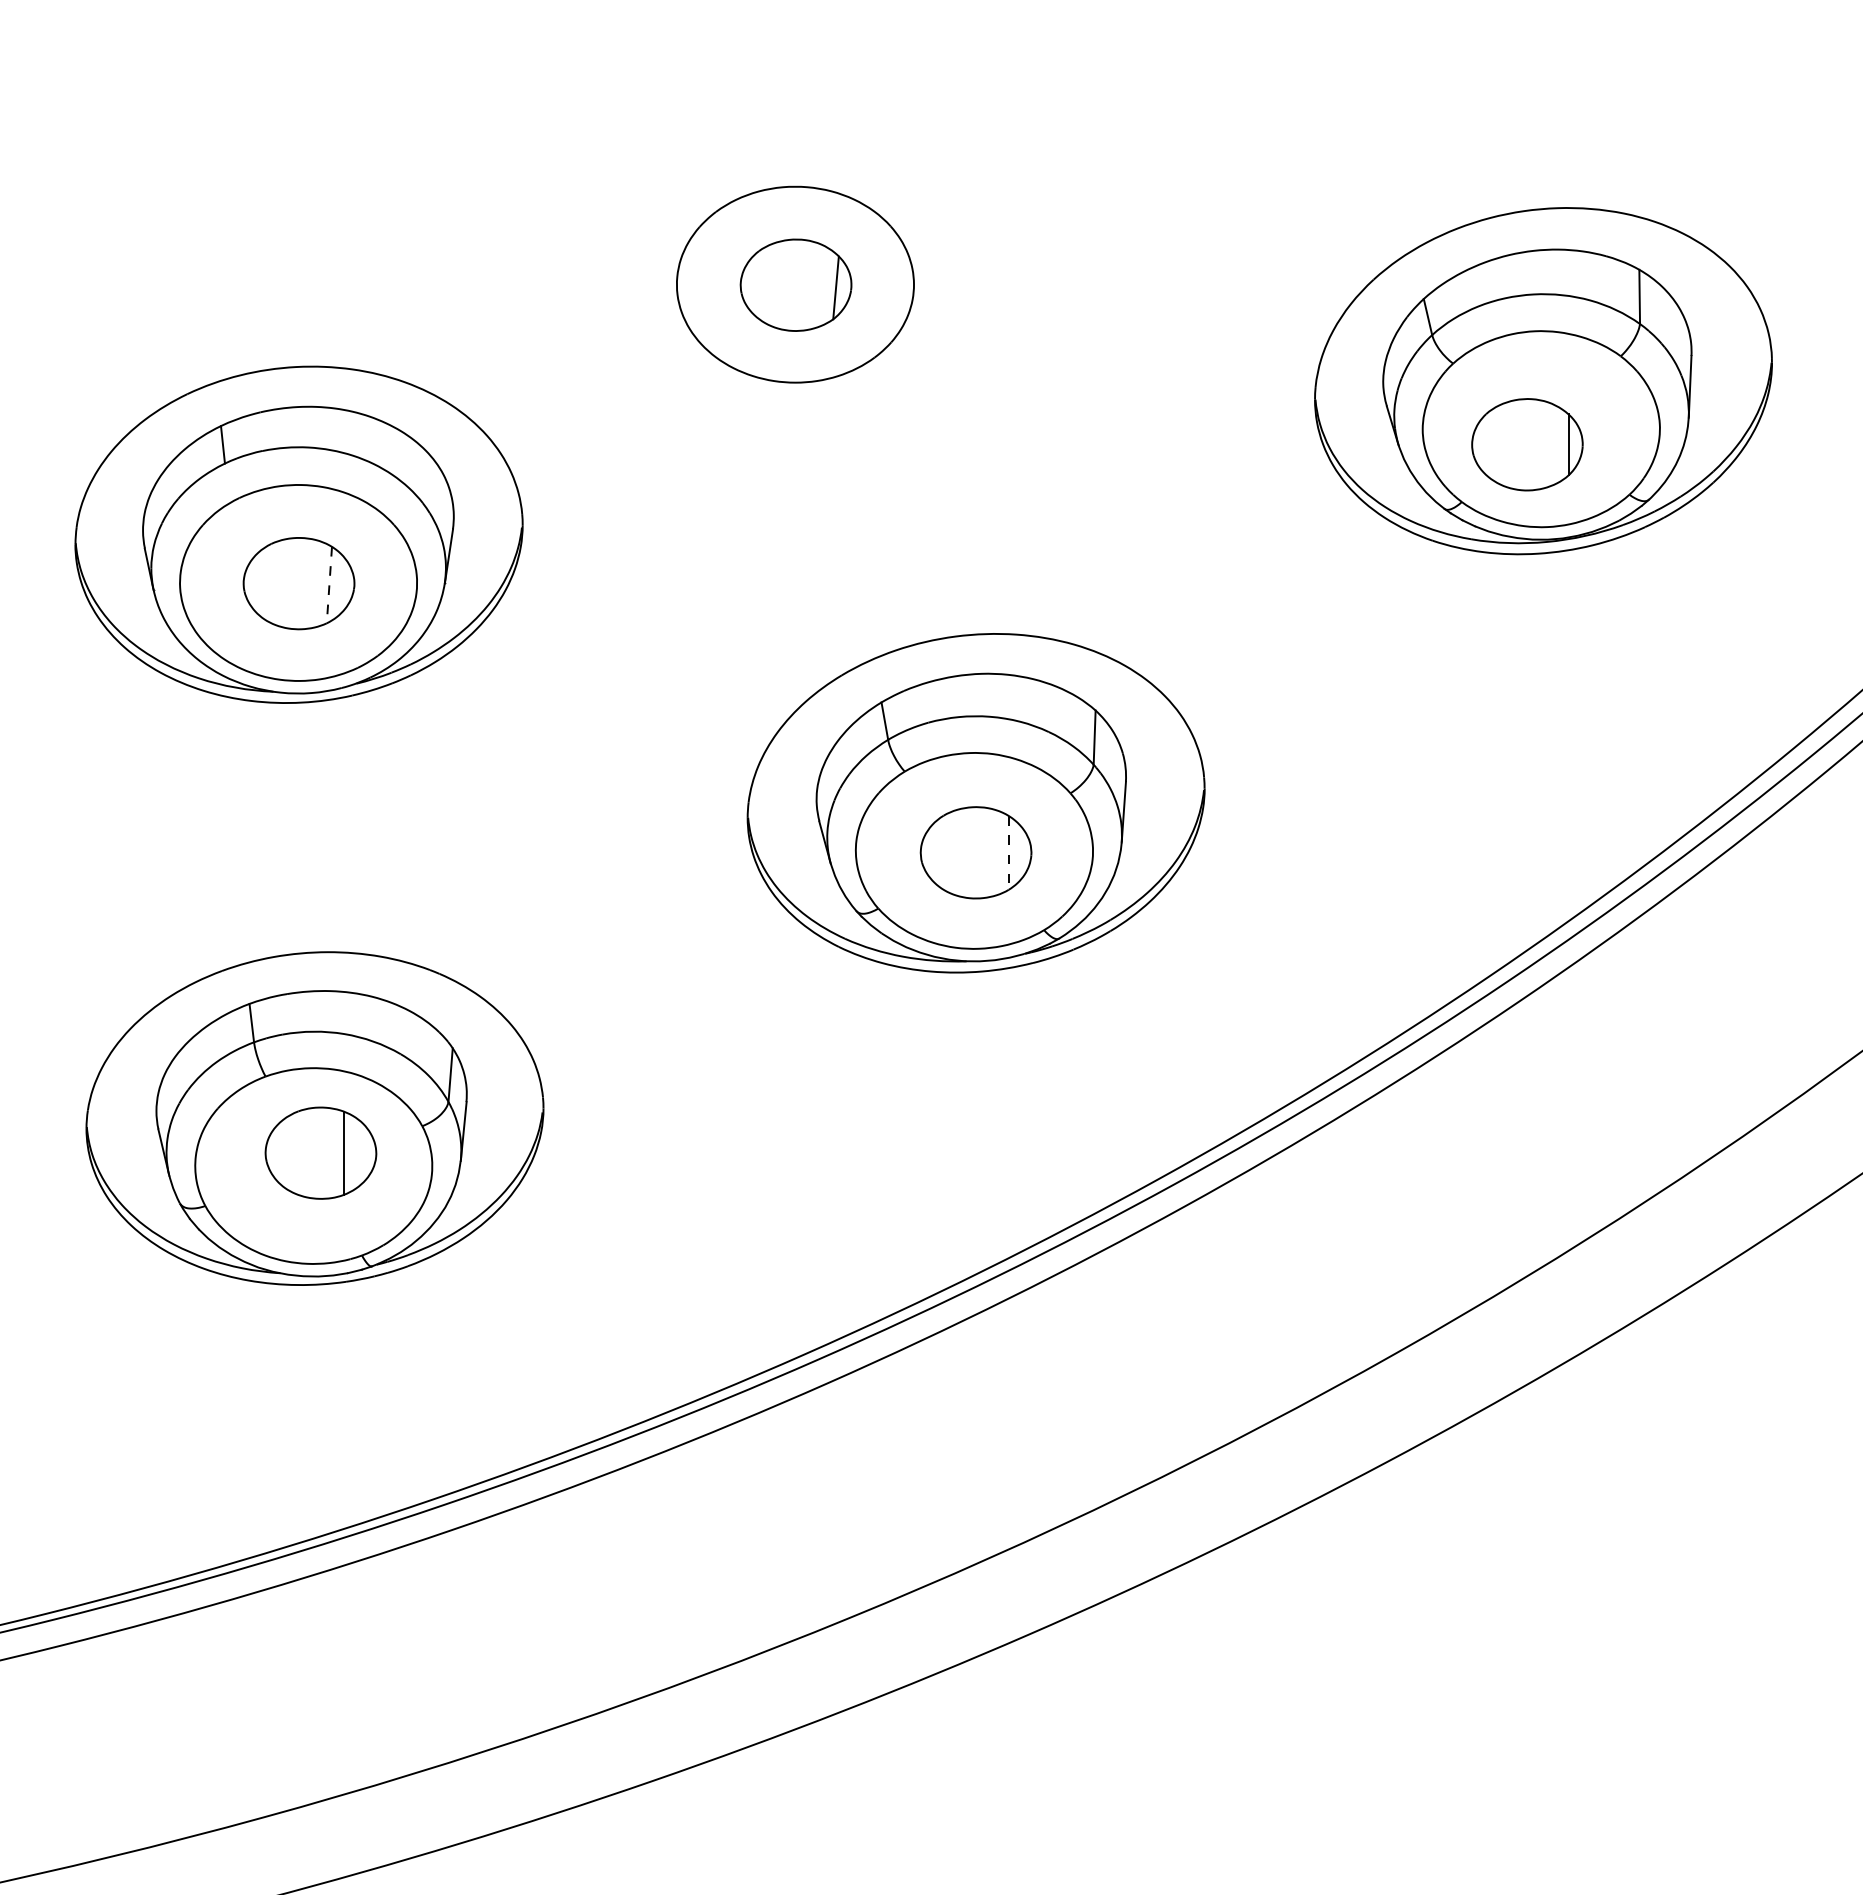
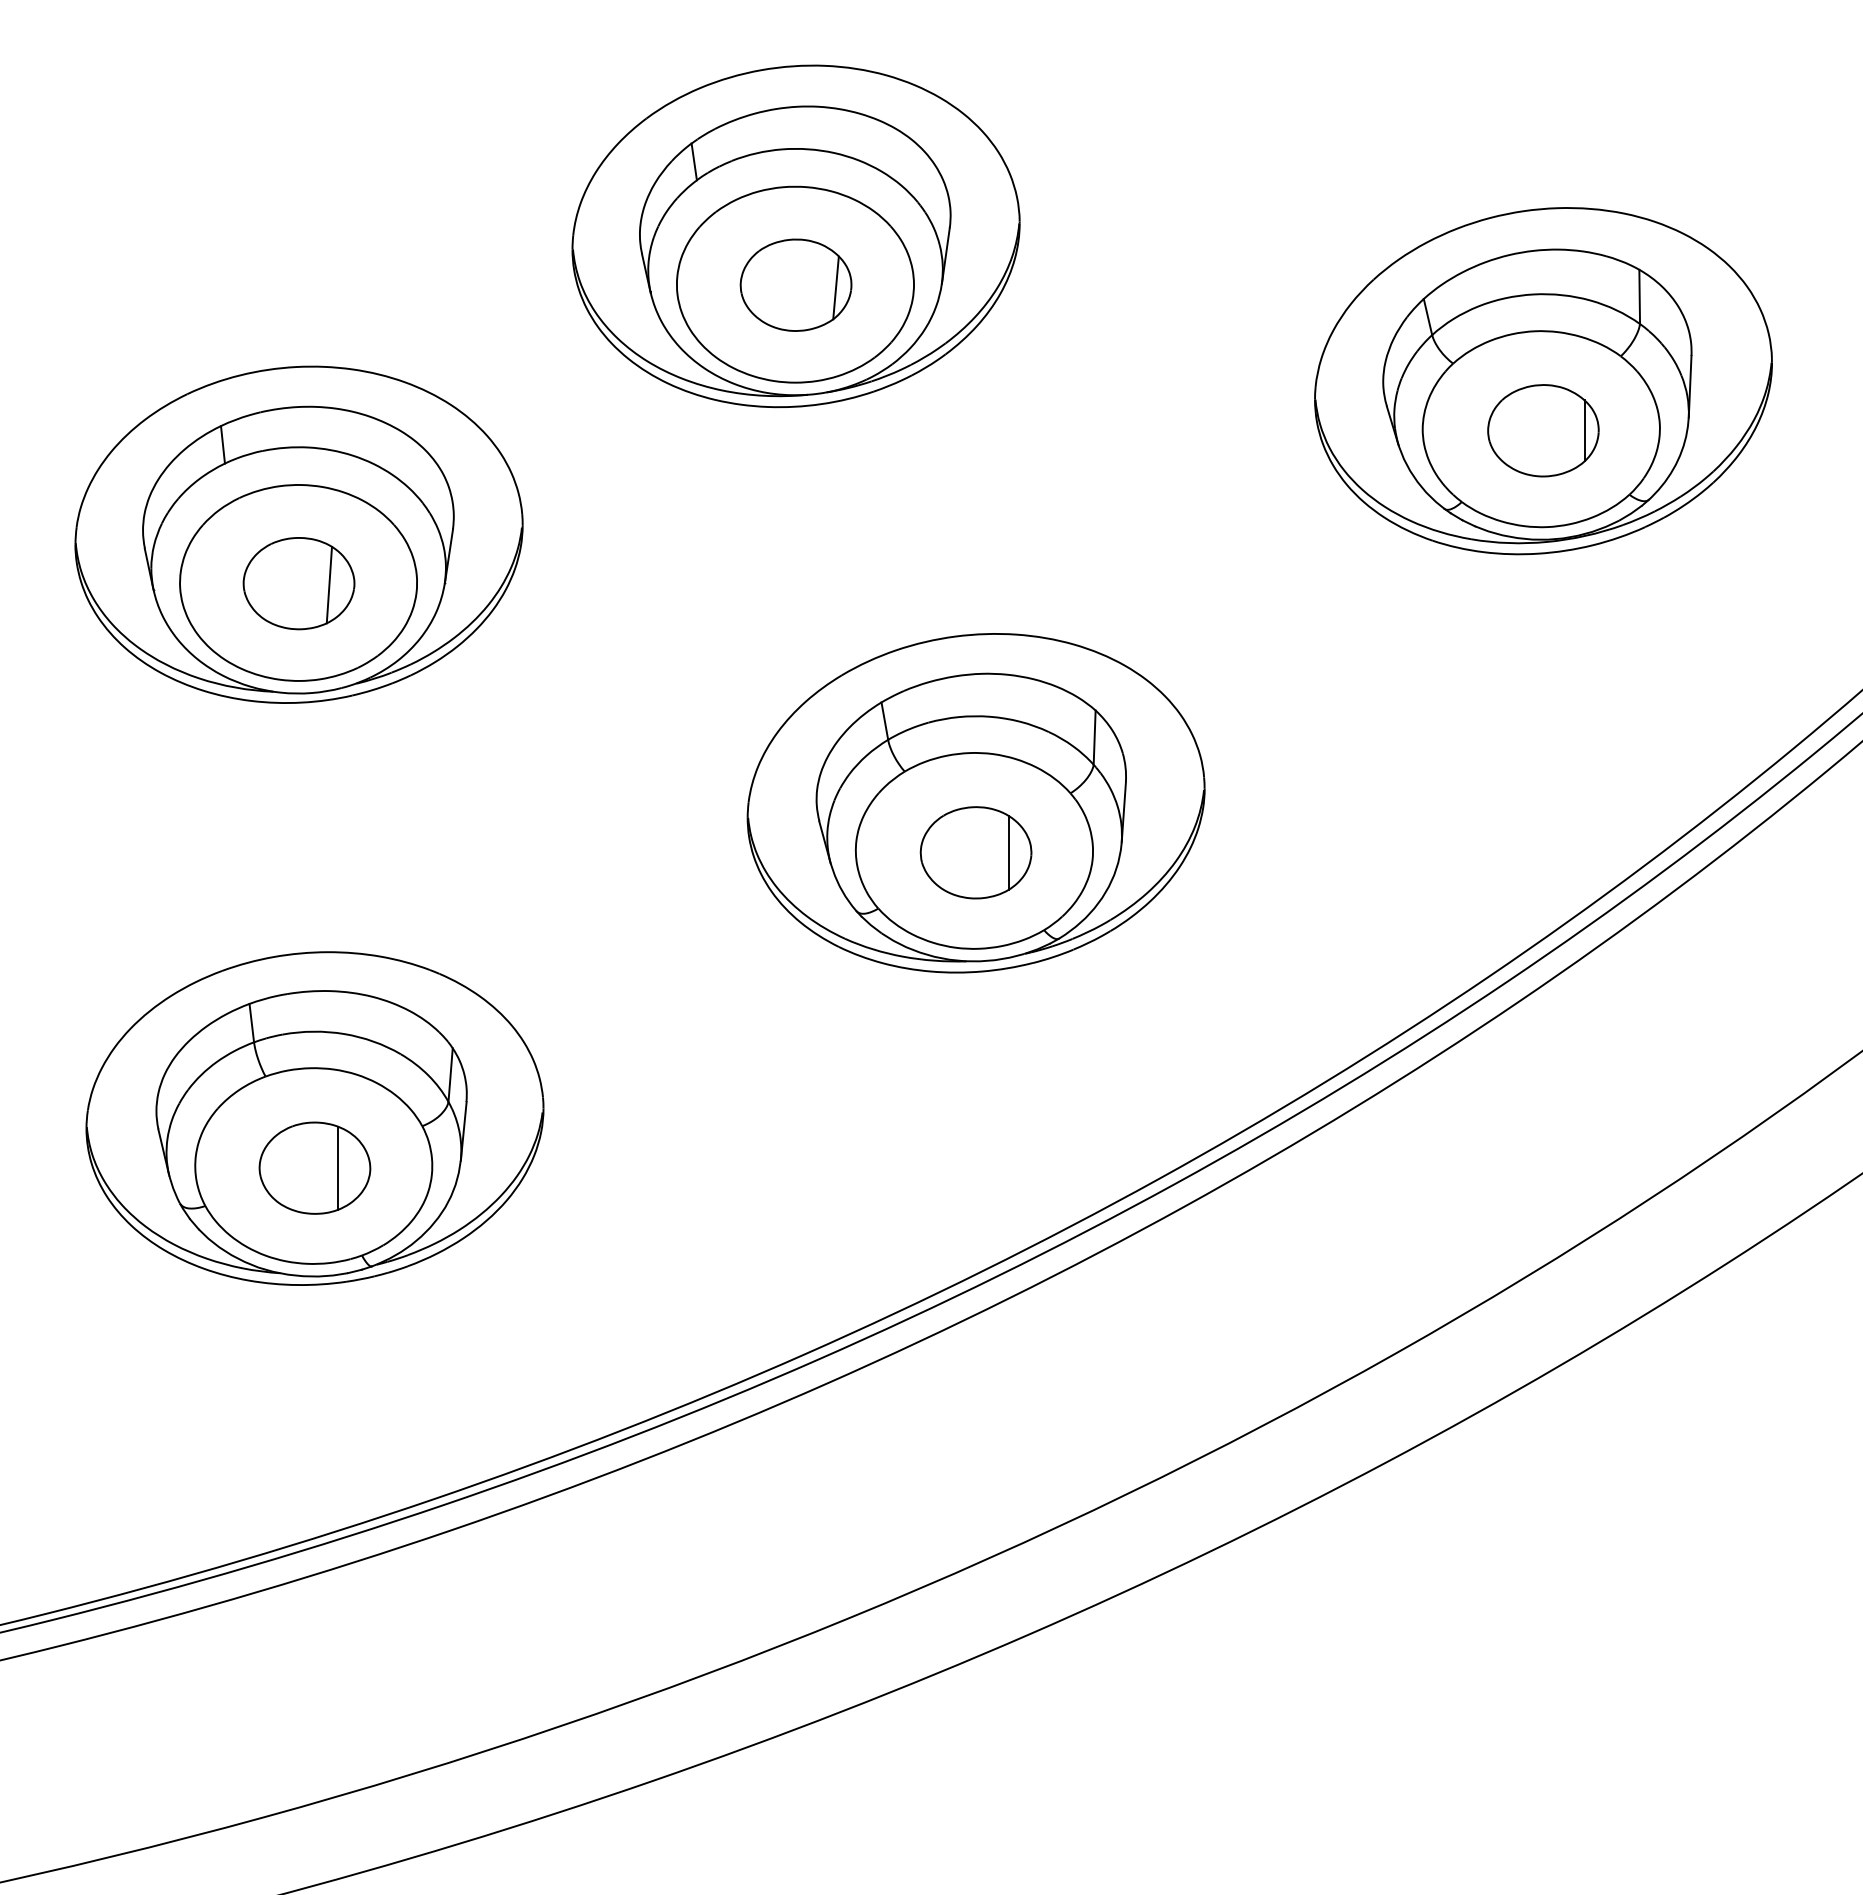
part: none -> present (795, 236)
part position: (1527, 444) -> (1543, 430) (1543, 430)
line: dashed -> solid (329, 585)
line: dashed -> solid (1008, 852)
part position: (320, 1152) -> (314, 1167) (314, 1167)
